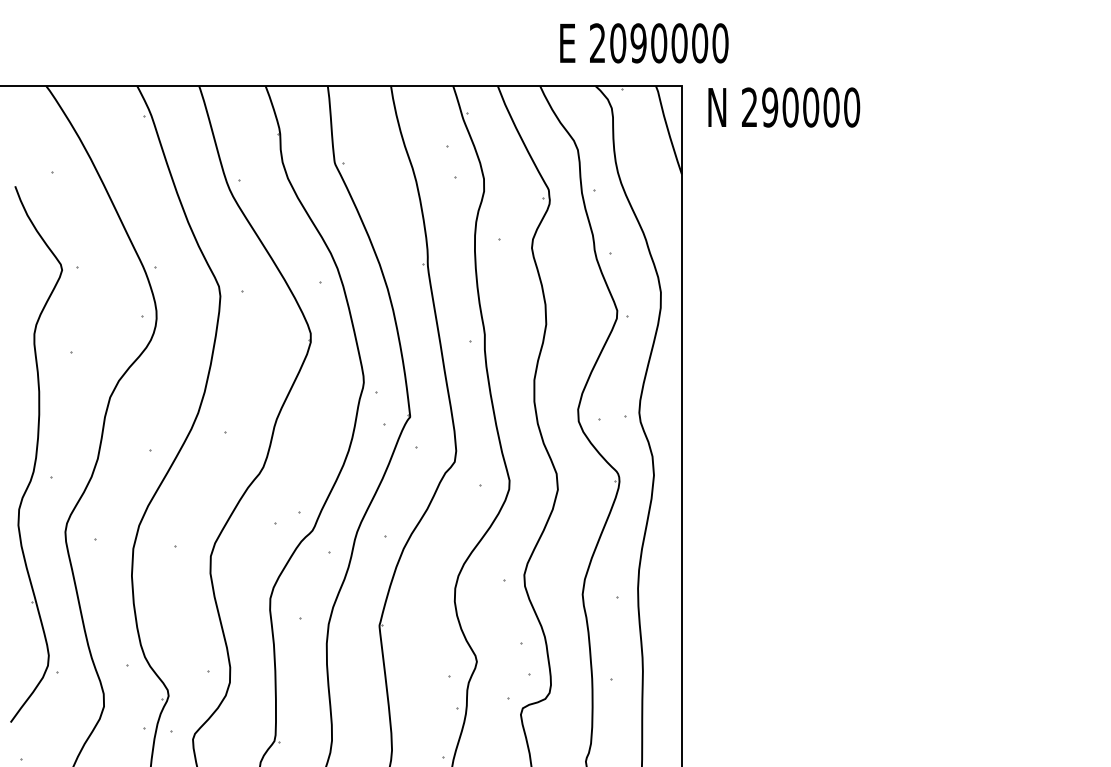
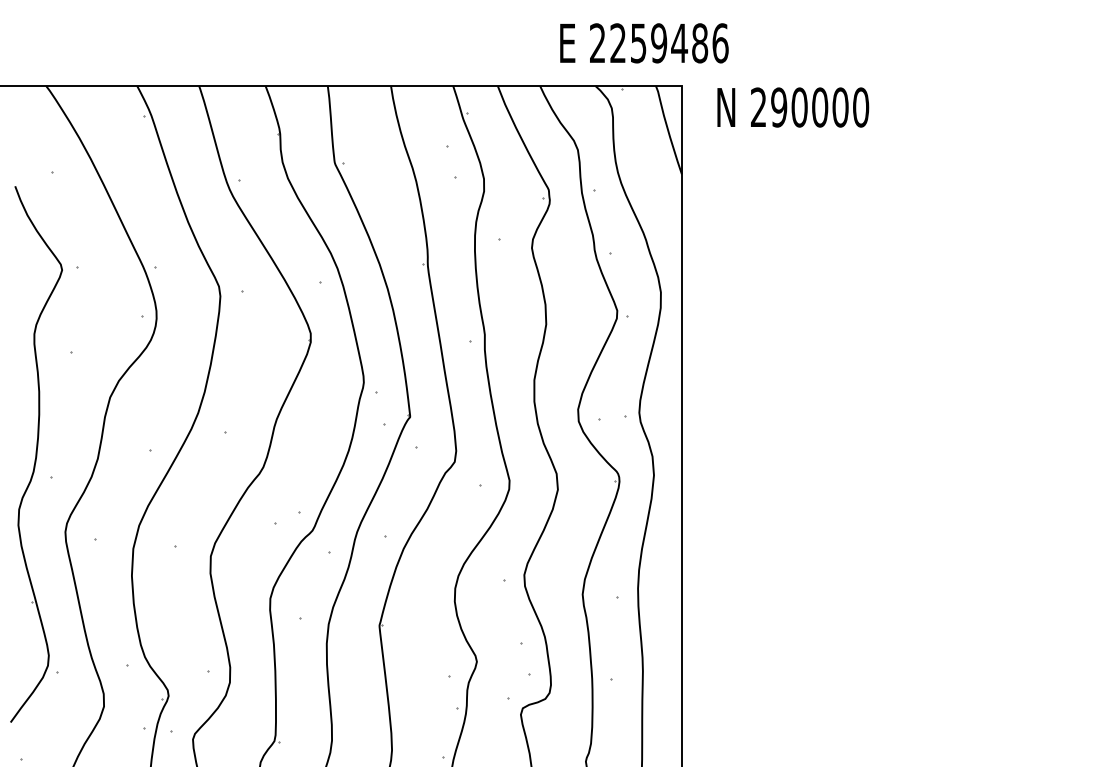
text: 2090000 -> 2259486 (669, 43)
text position: (784, 107) -> (793, 107) (793, 107)
